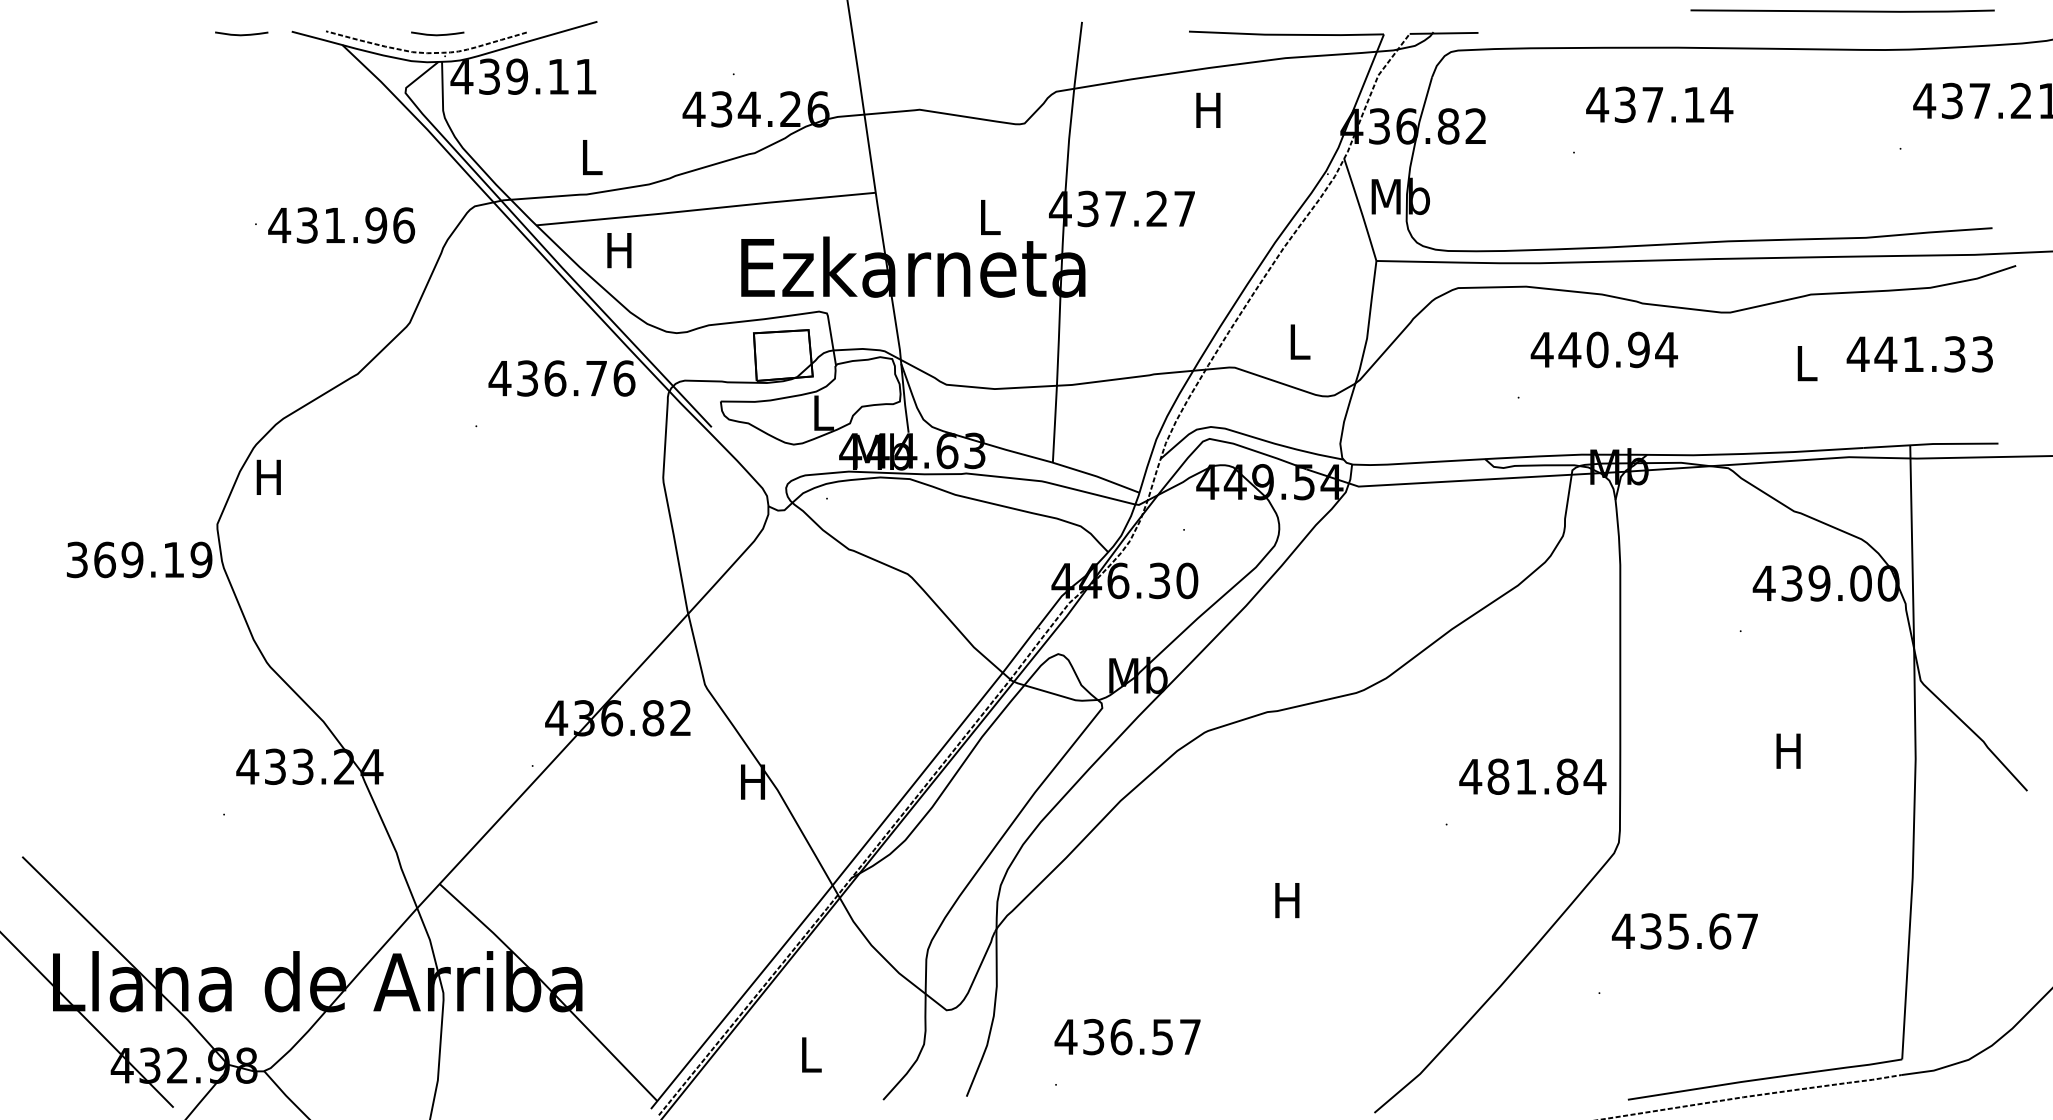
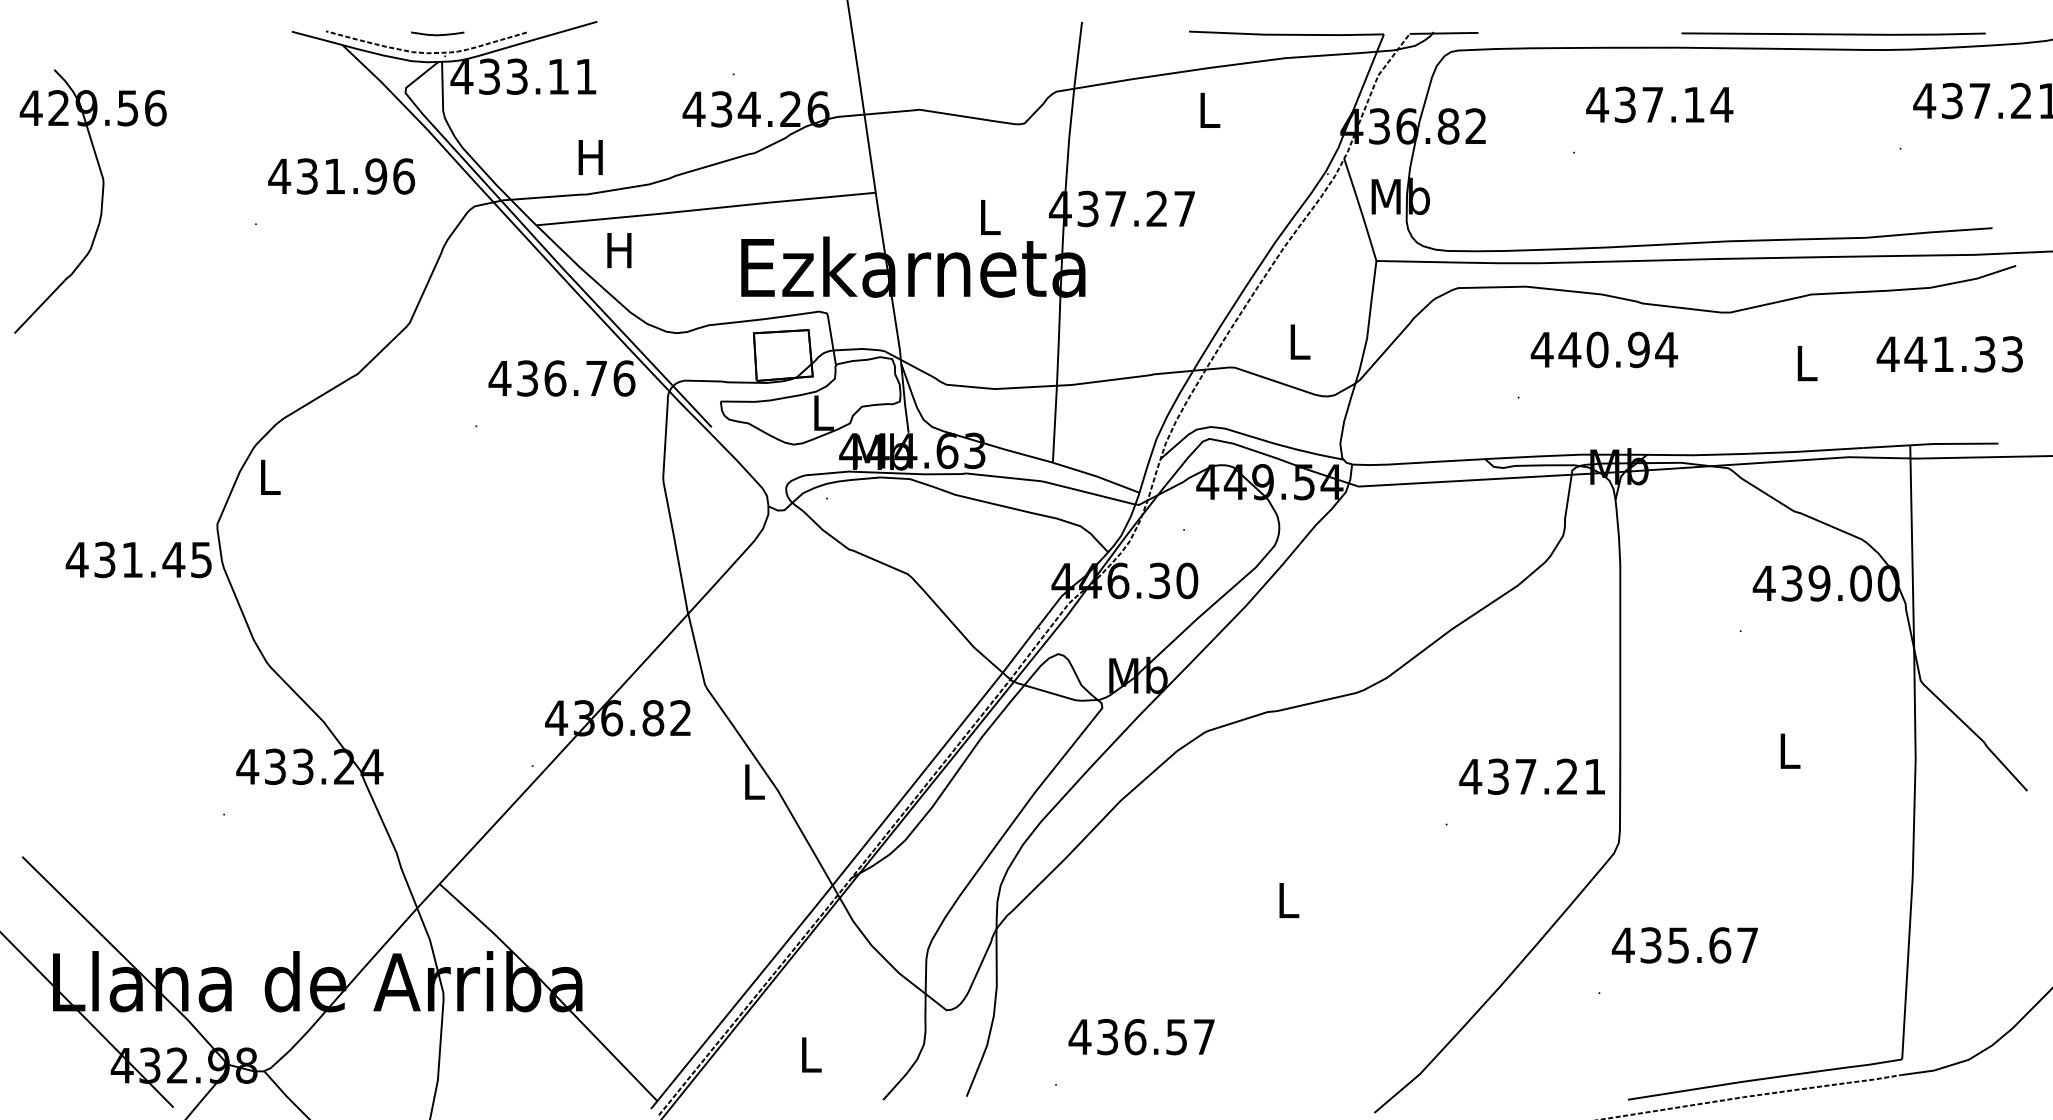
line position: (1842, 10) -> (1833, 33) (1833, 33)
curve: present -> none (241, 34)
text: 439.11 -> 433.11 (517, 76)
text: H -> L (1208, 109)
text: L -> H (590, 157)
part: none -> present (101, 201)
text position: (341, 225) -> (341, 176) (341, 176)
text position: (1919, 354) -> (1949, 354) (1949, 354)
text: H -> L (268, 476)
text: 369.19 -> 431.45 (138, 559)
text: H -> L (1788, 750)
text: 481.84 -> 437.21 (1546, 776)
text: H -> L (753, 781)
text: H -> L (1287, 900)
text position: (1684, 931) -> (1684, 945) (1684, 945)
text position: (1127, 1037) -> (1141, 1037) (1141, 1037)
